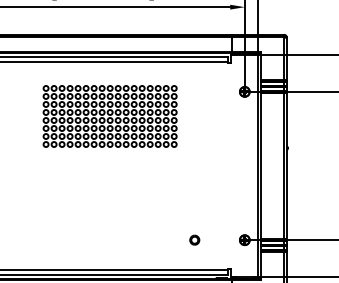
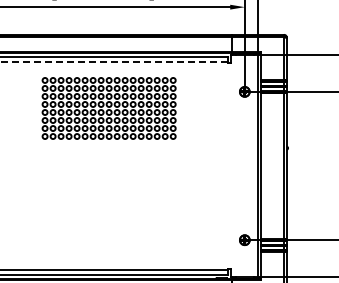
line: solid -> dashed (114, 61)
part position: (109, 116) -> (108, 108) (108, 108)
part: present -> none (194, 239)
